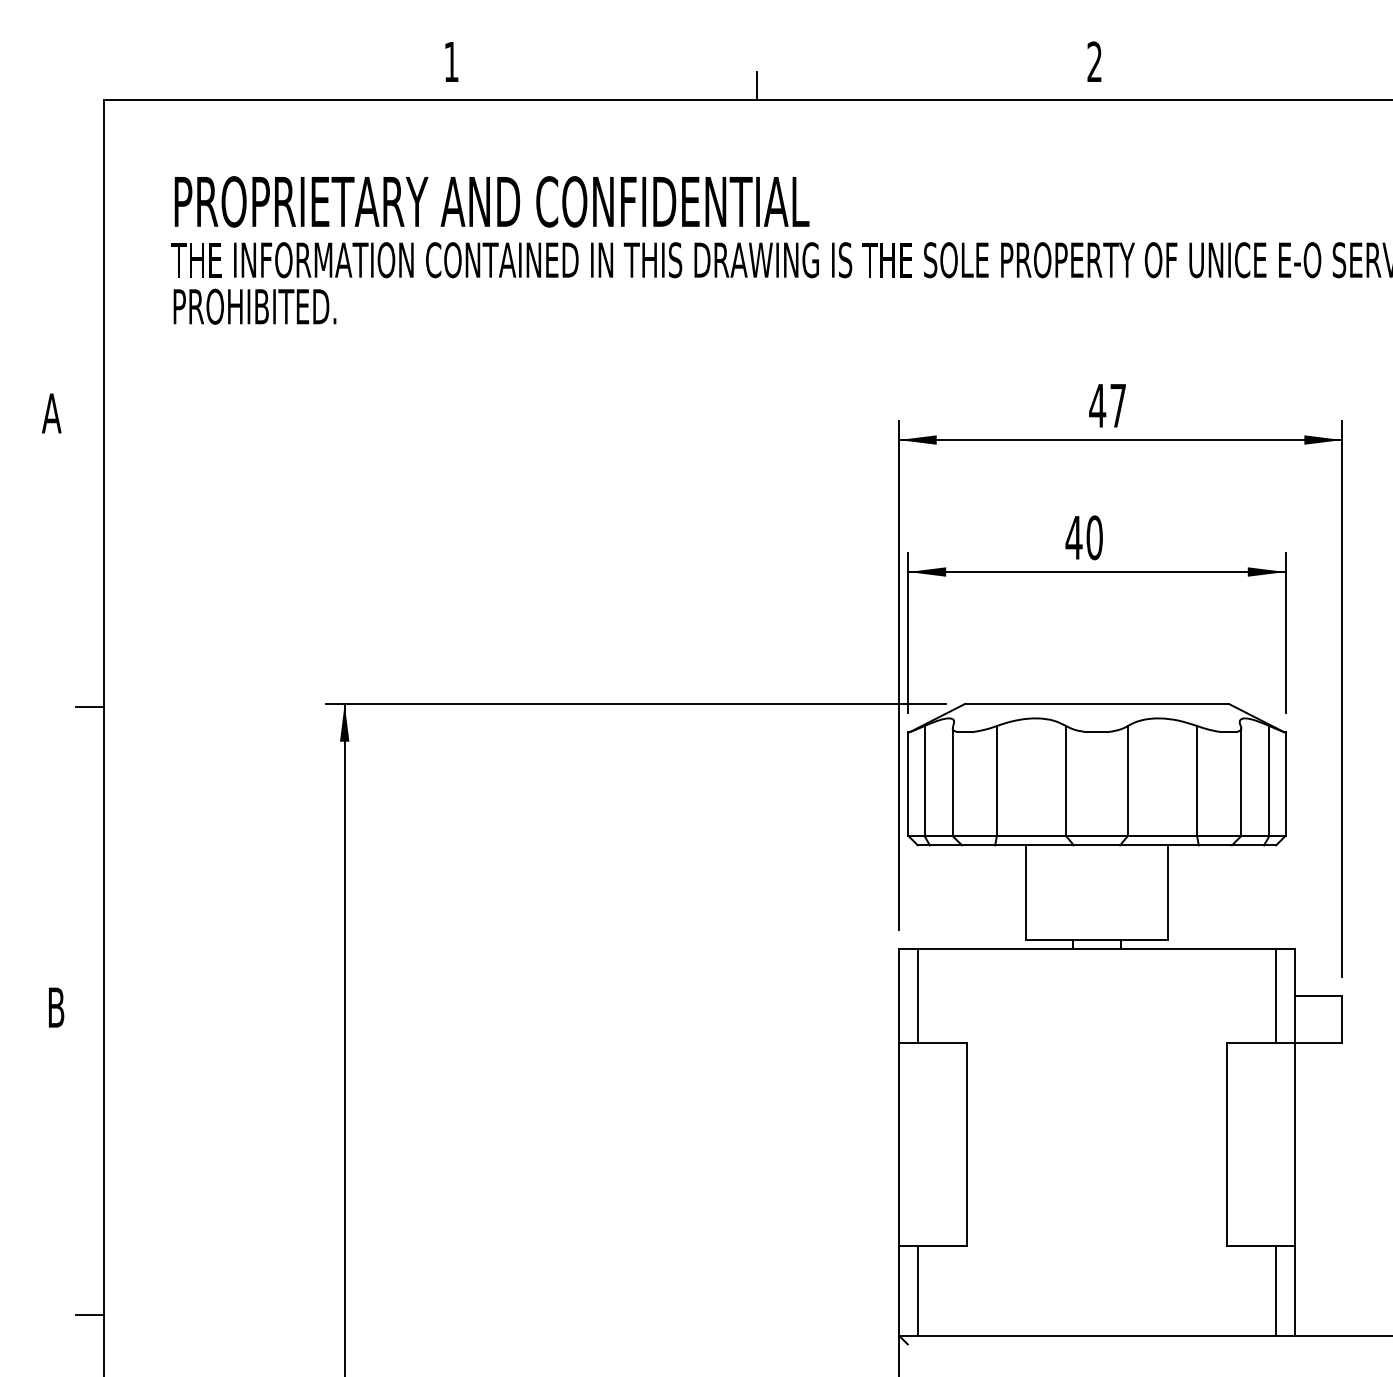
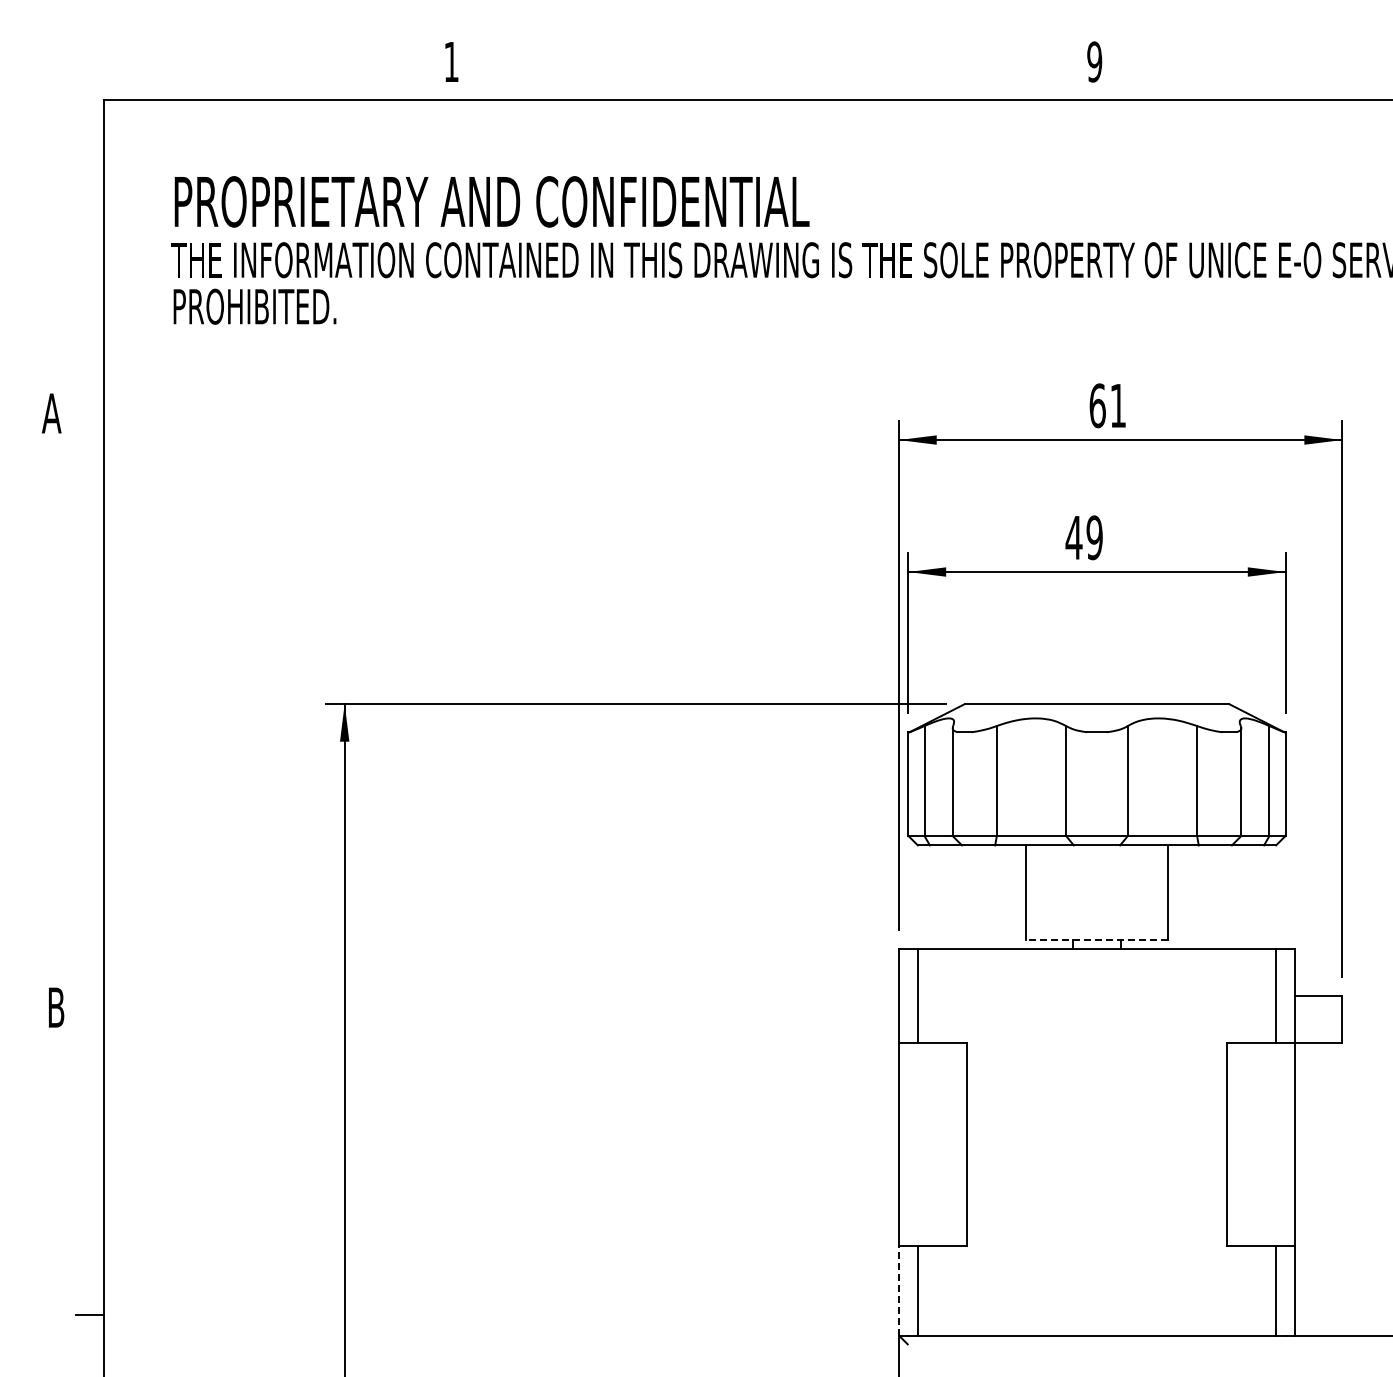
text: 2 -> 9 (1094, 61)
line: present -> none (757, 85)
text: 47 -> 61 (1107, 405)
text: 40 -> 49 (1094, 537)
line: present -> none (90, 707)
line: solid -> dashed (1096, 939)
line: solid -> dashed (899, 1290)
